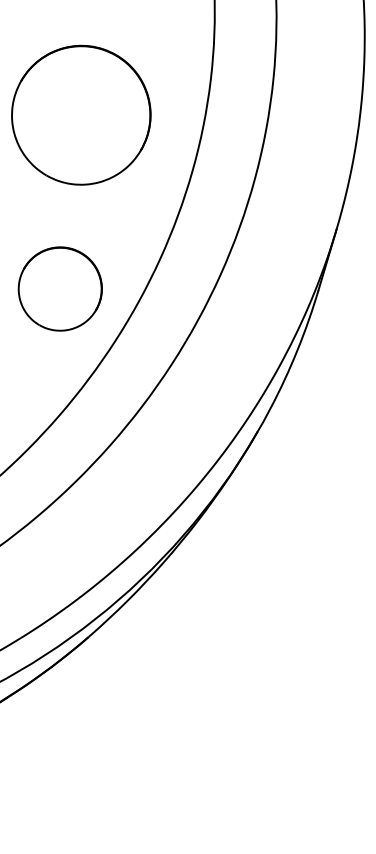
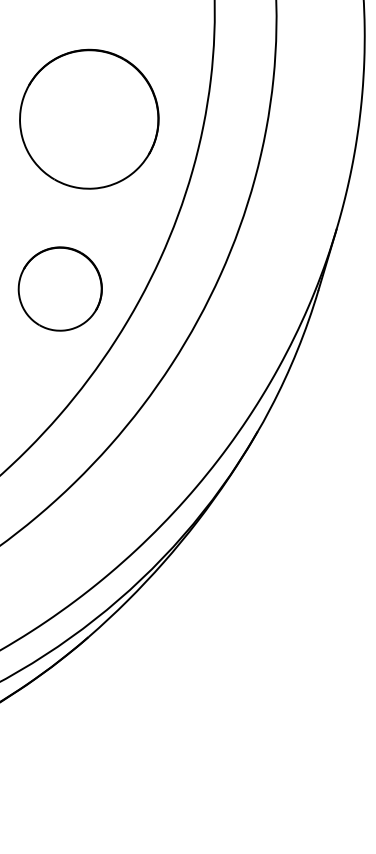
part position: (81, 114) -> (89, 118) (89, 118)
